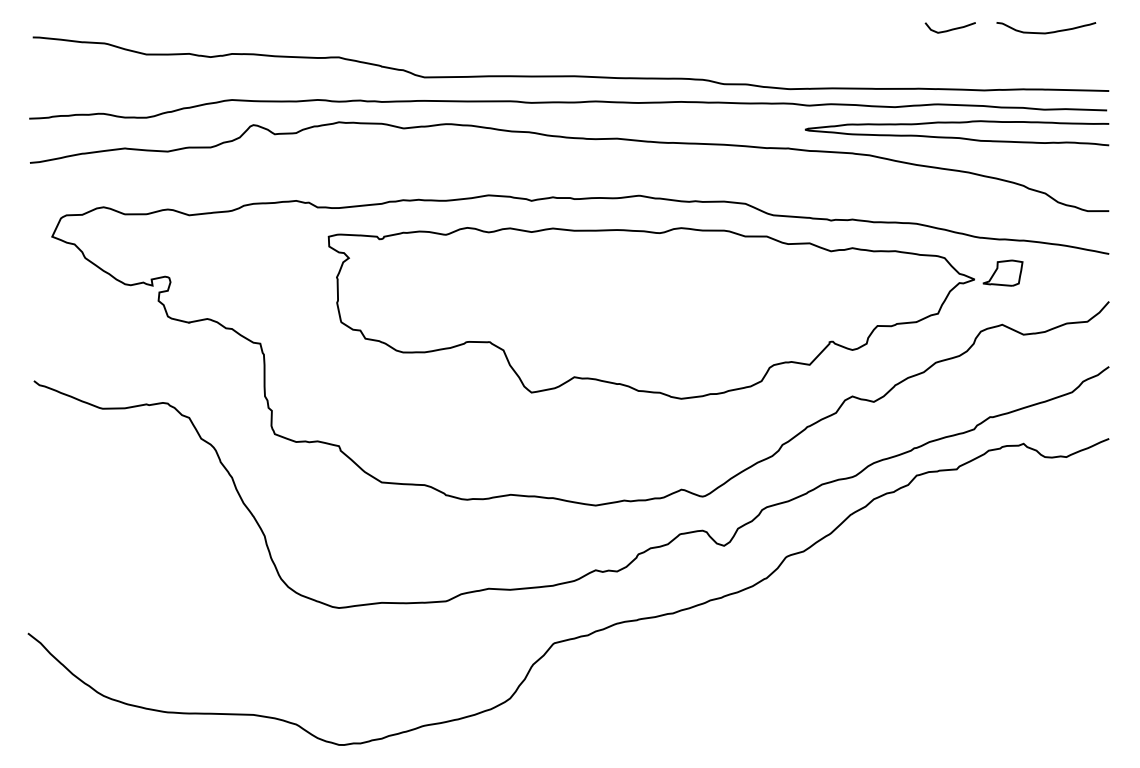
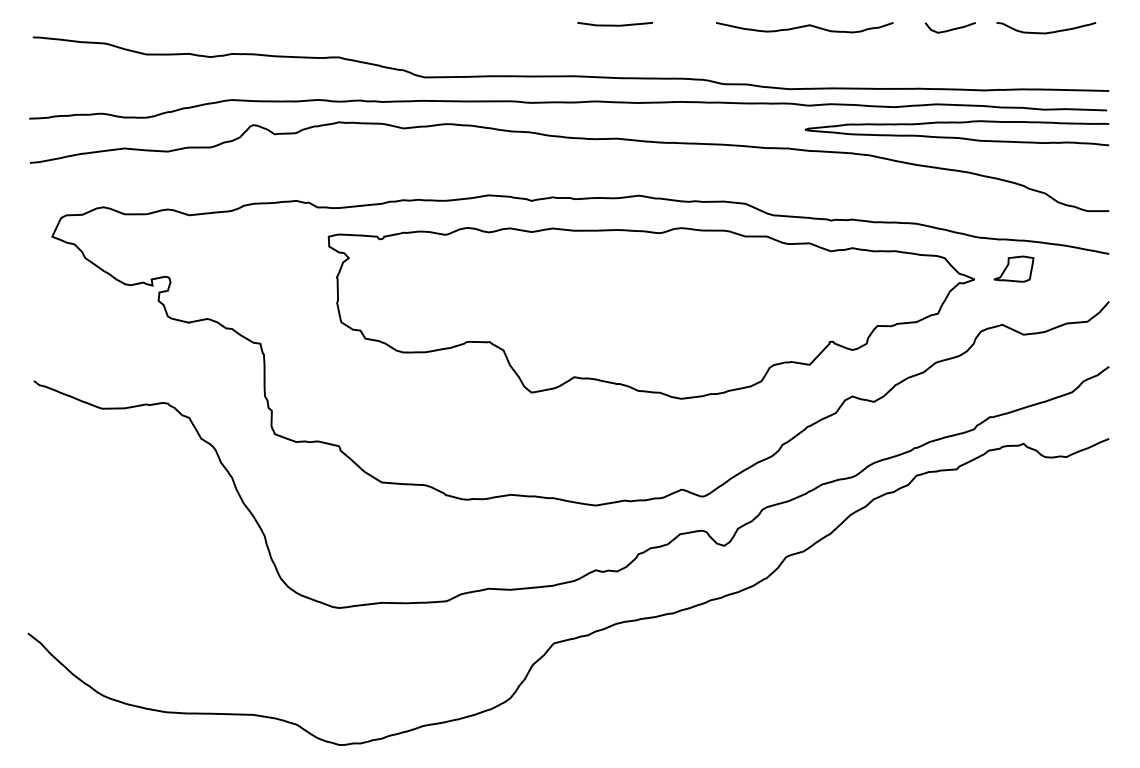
curve: none -> present (614, 24)
curve: none -> present (804, 27)
part position: (1002, 272) -> (1013, 268) (1013, 268)
